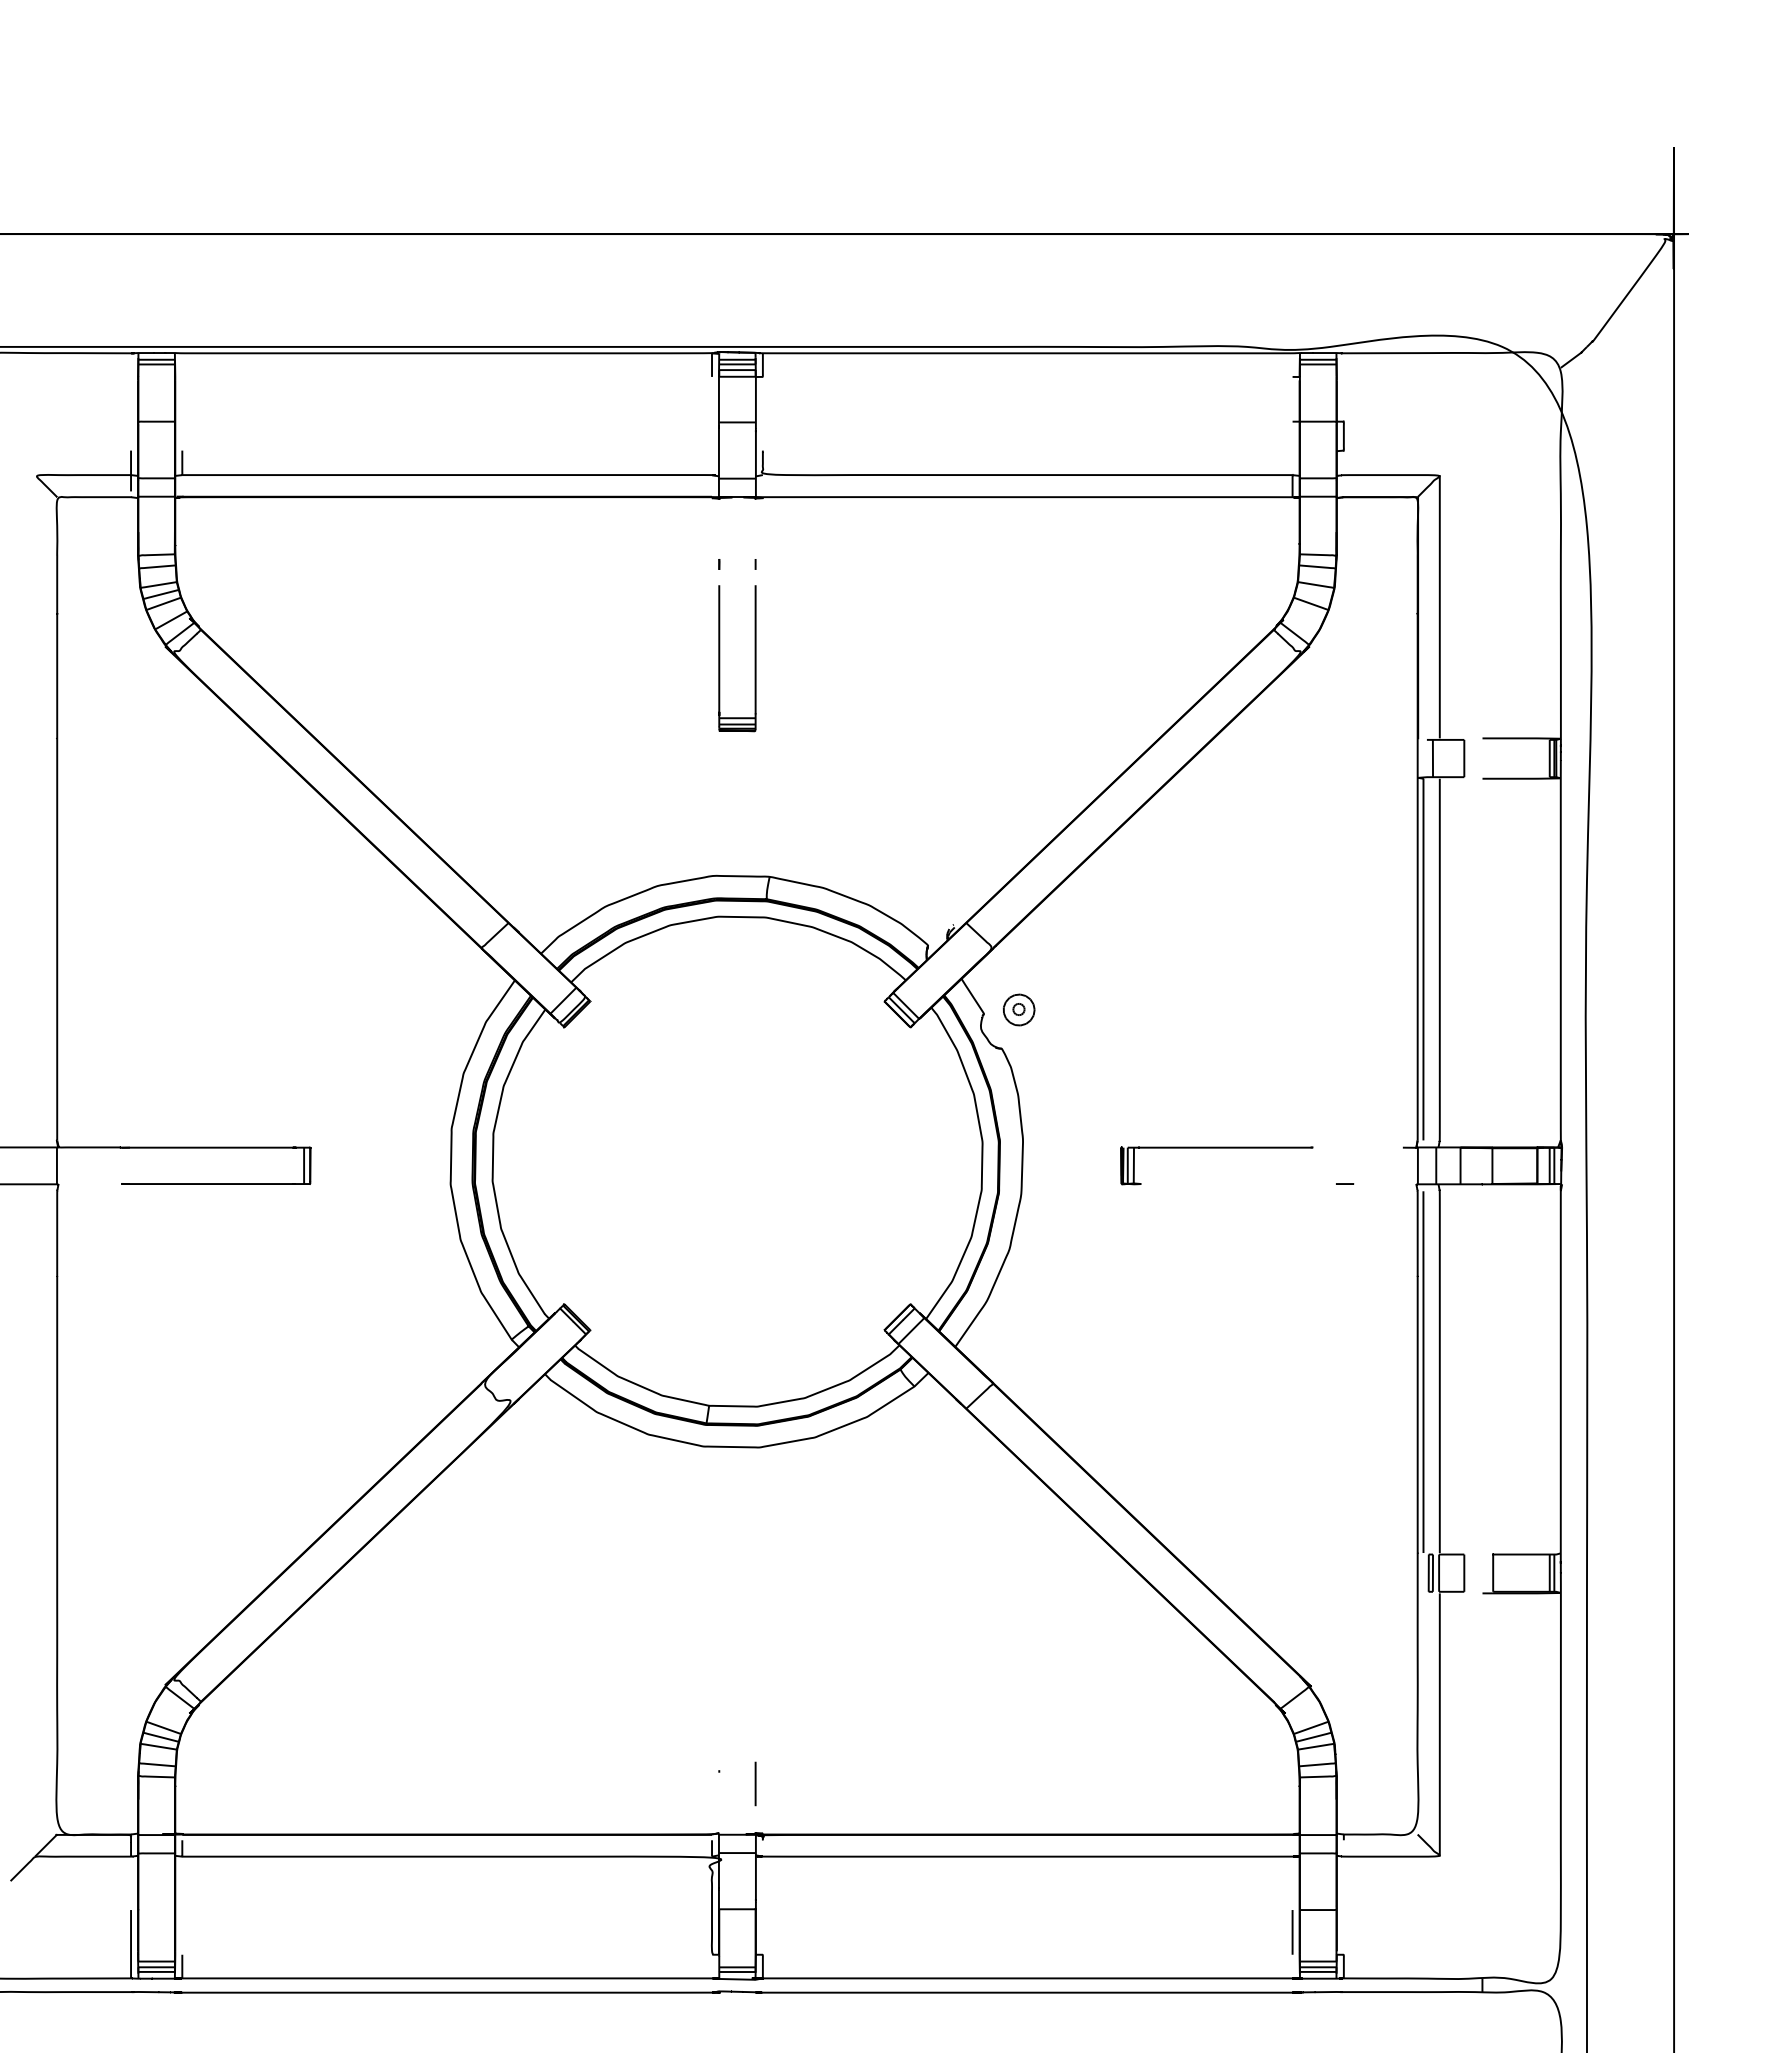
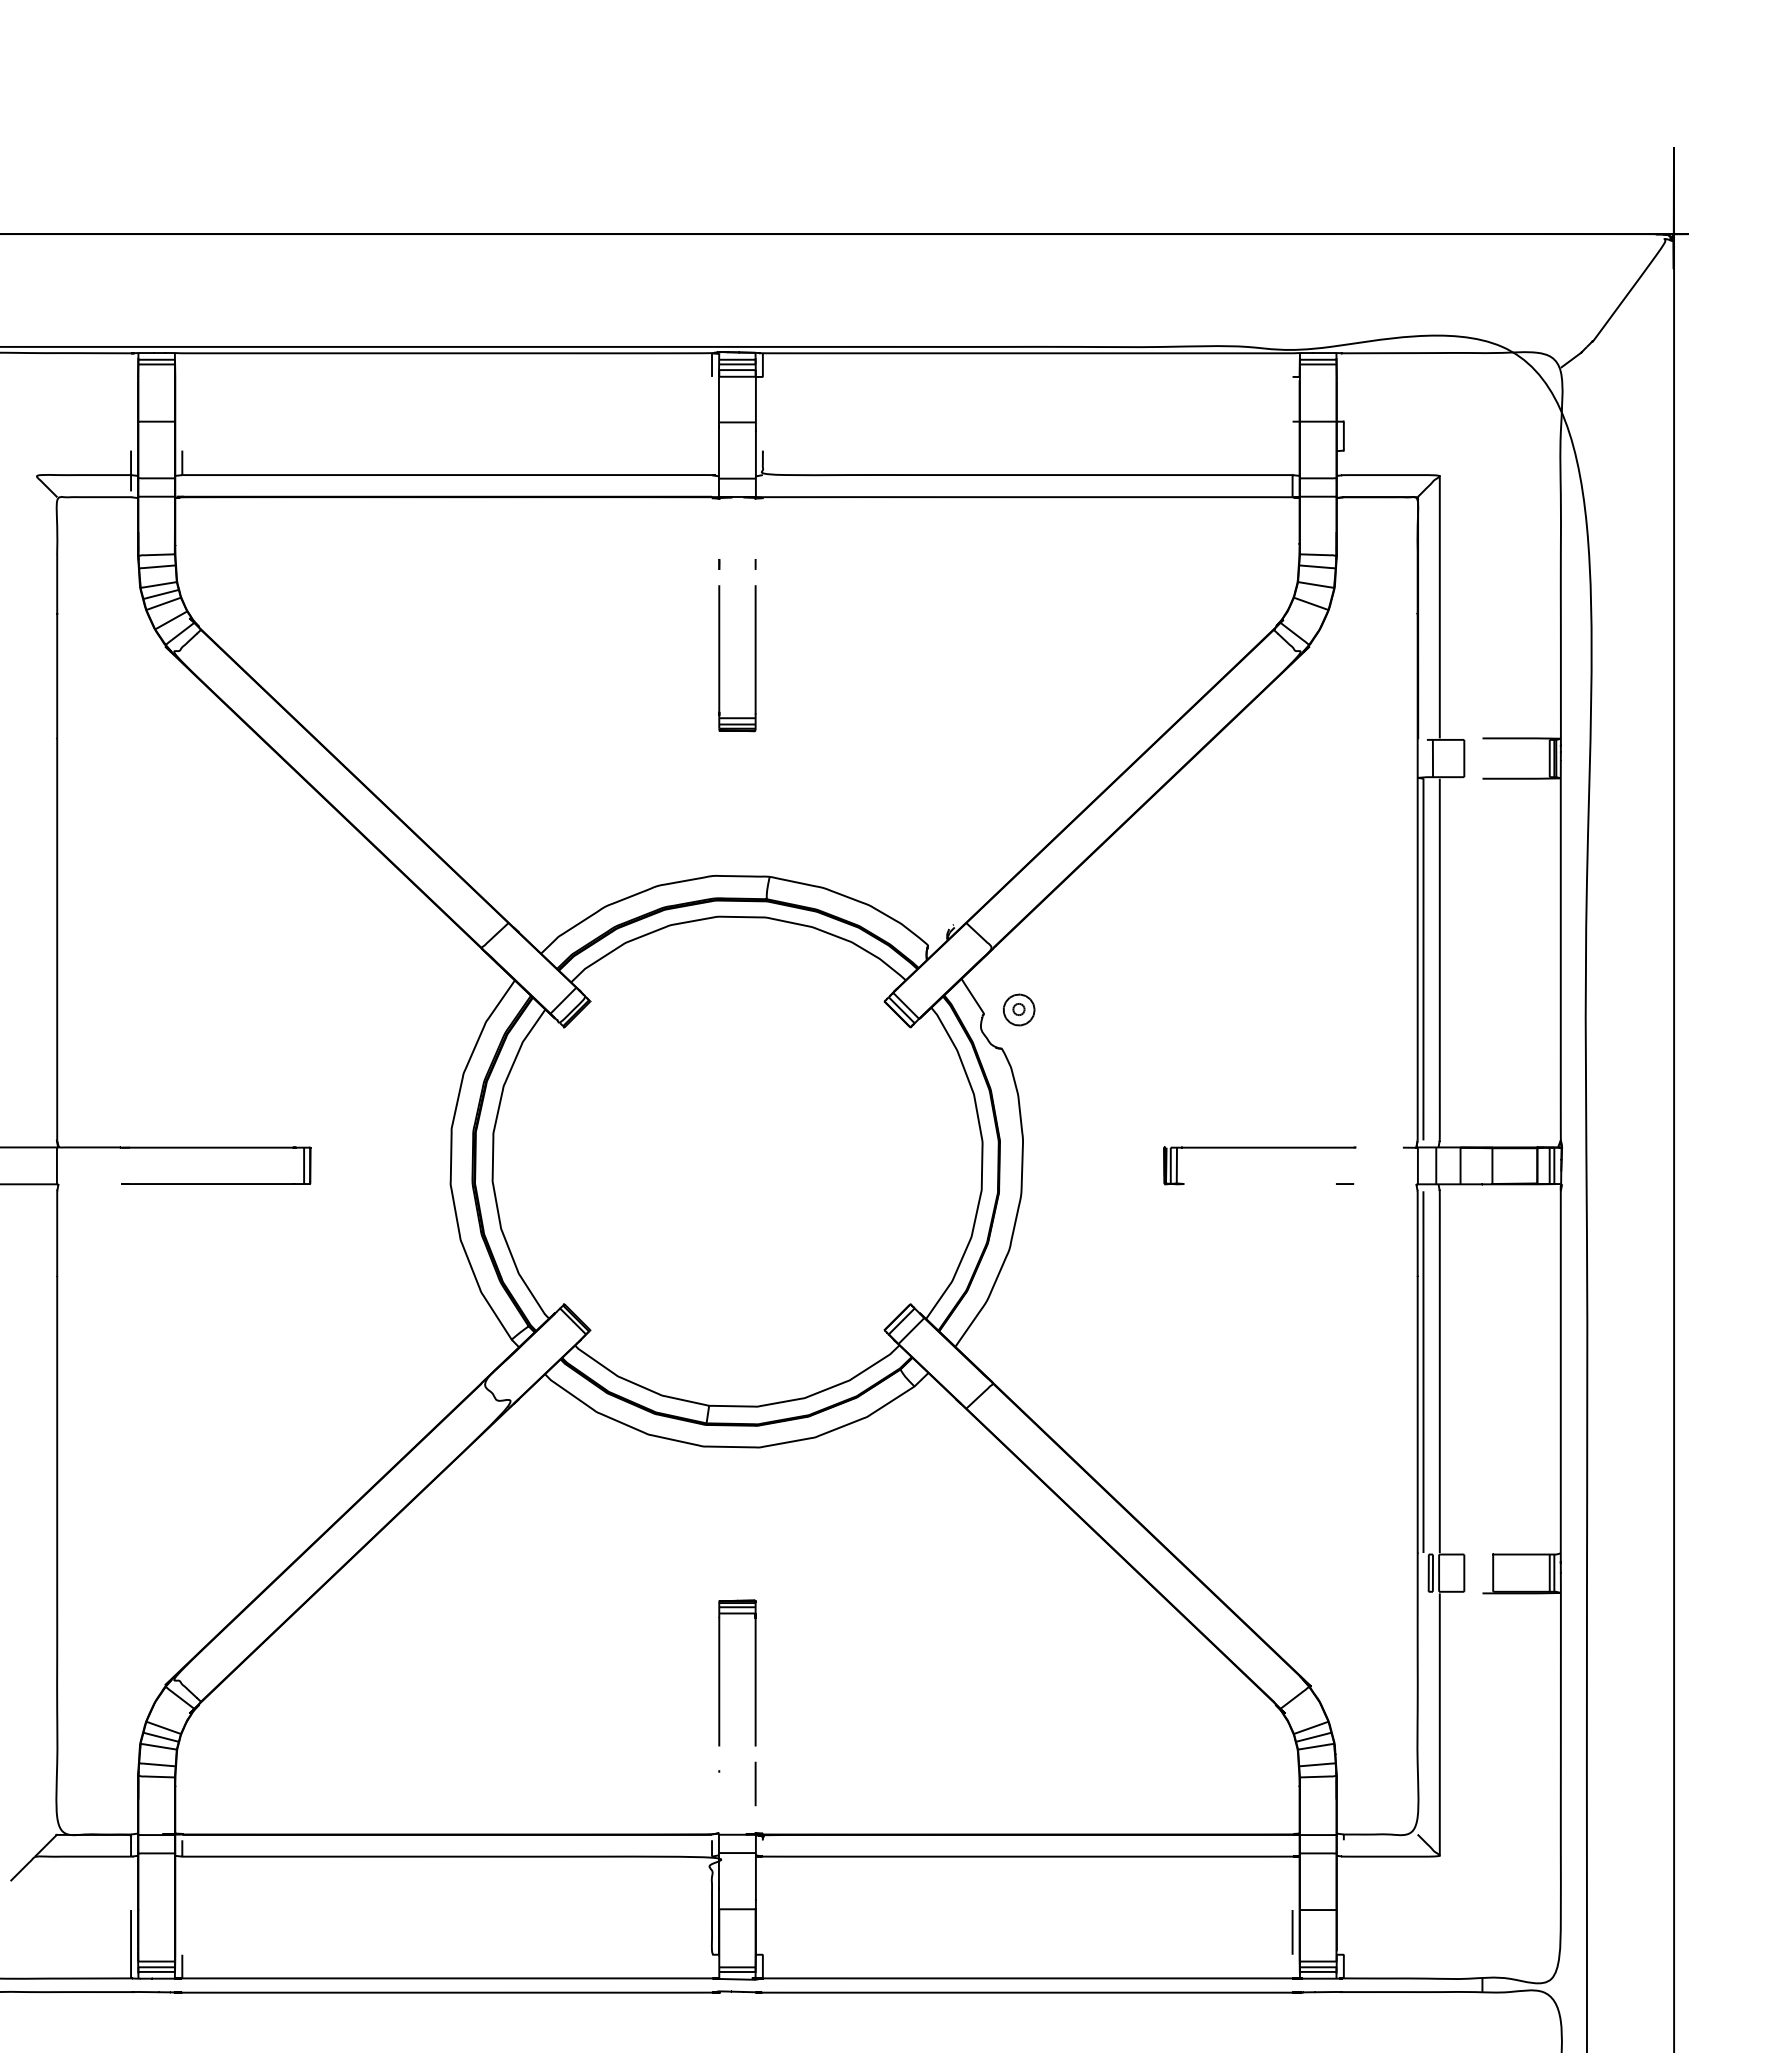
part position: (1216, 1148) -> (1259, 1148) (1259, 1148)
part: none -> present (720, 1672)
